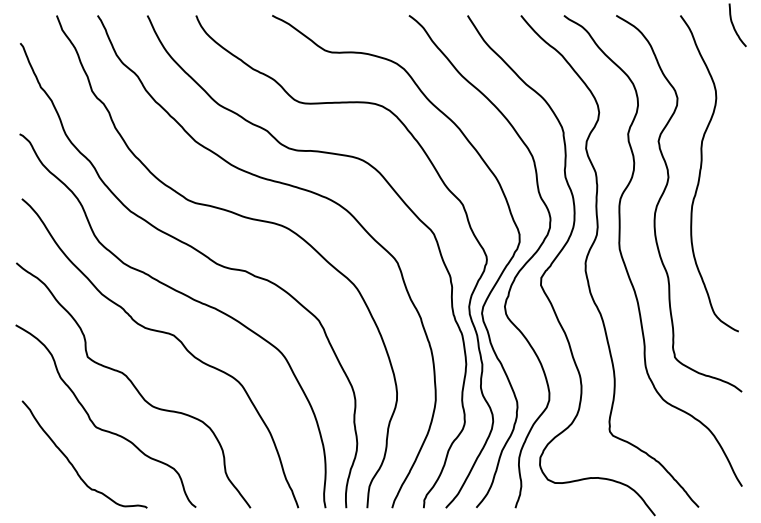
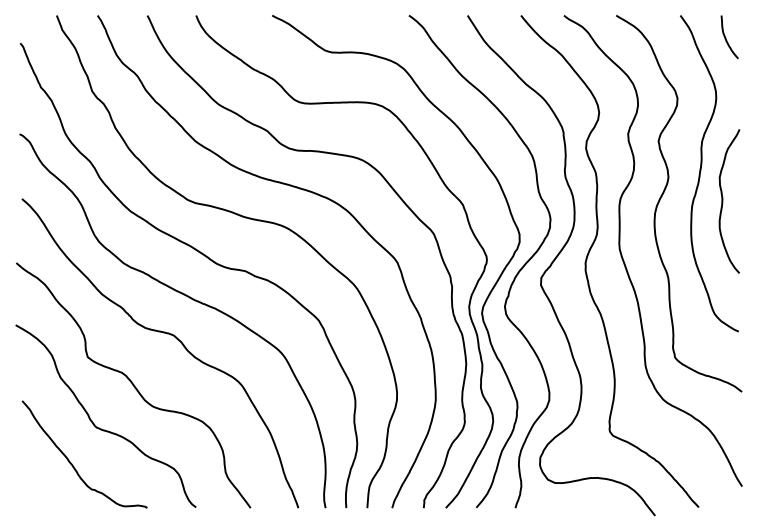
curve position: (734, 25) -> (726, 37) (726, 37)
curve: none -> present (723, 201)
